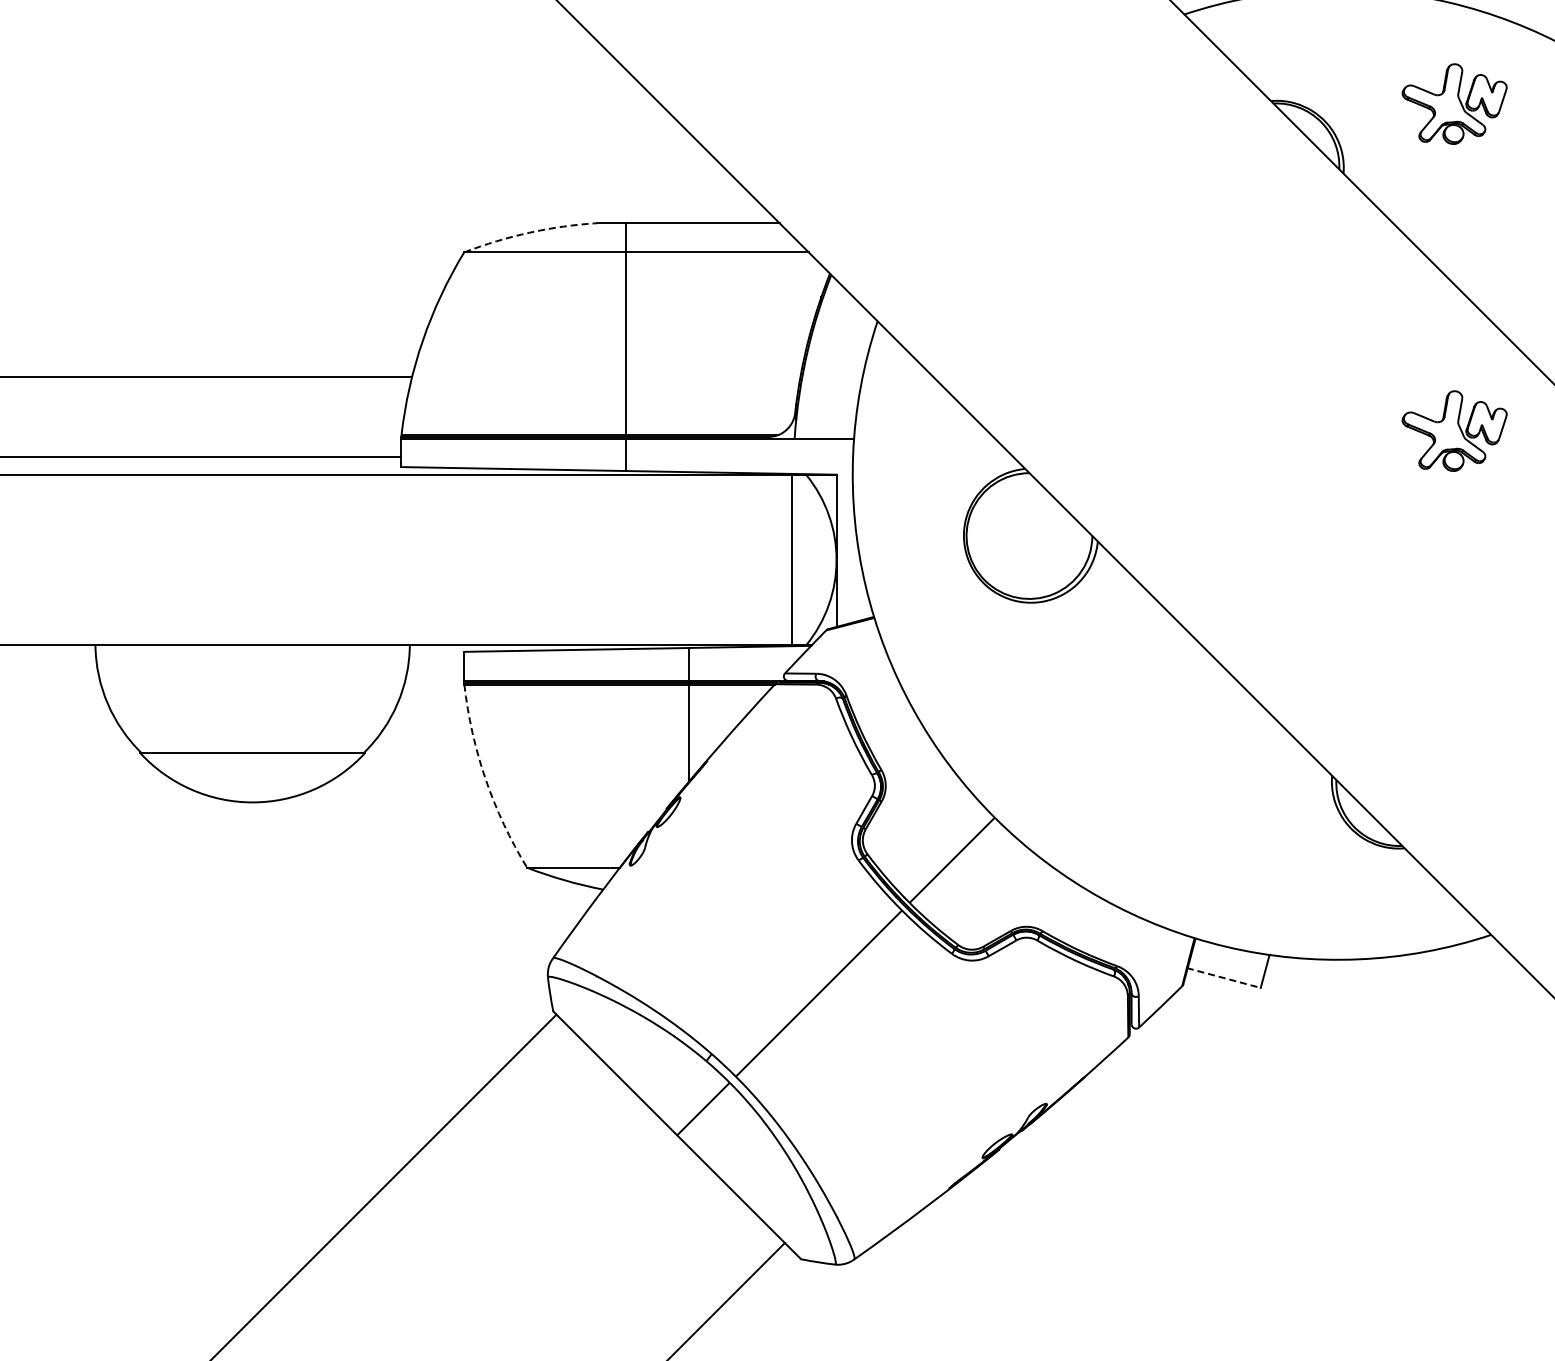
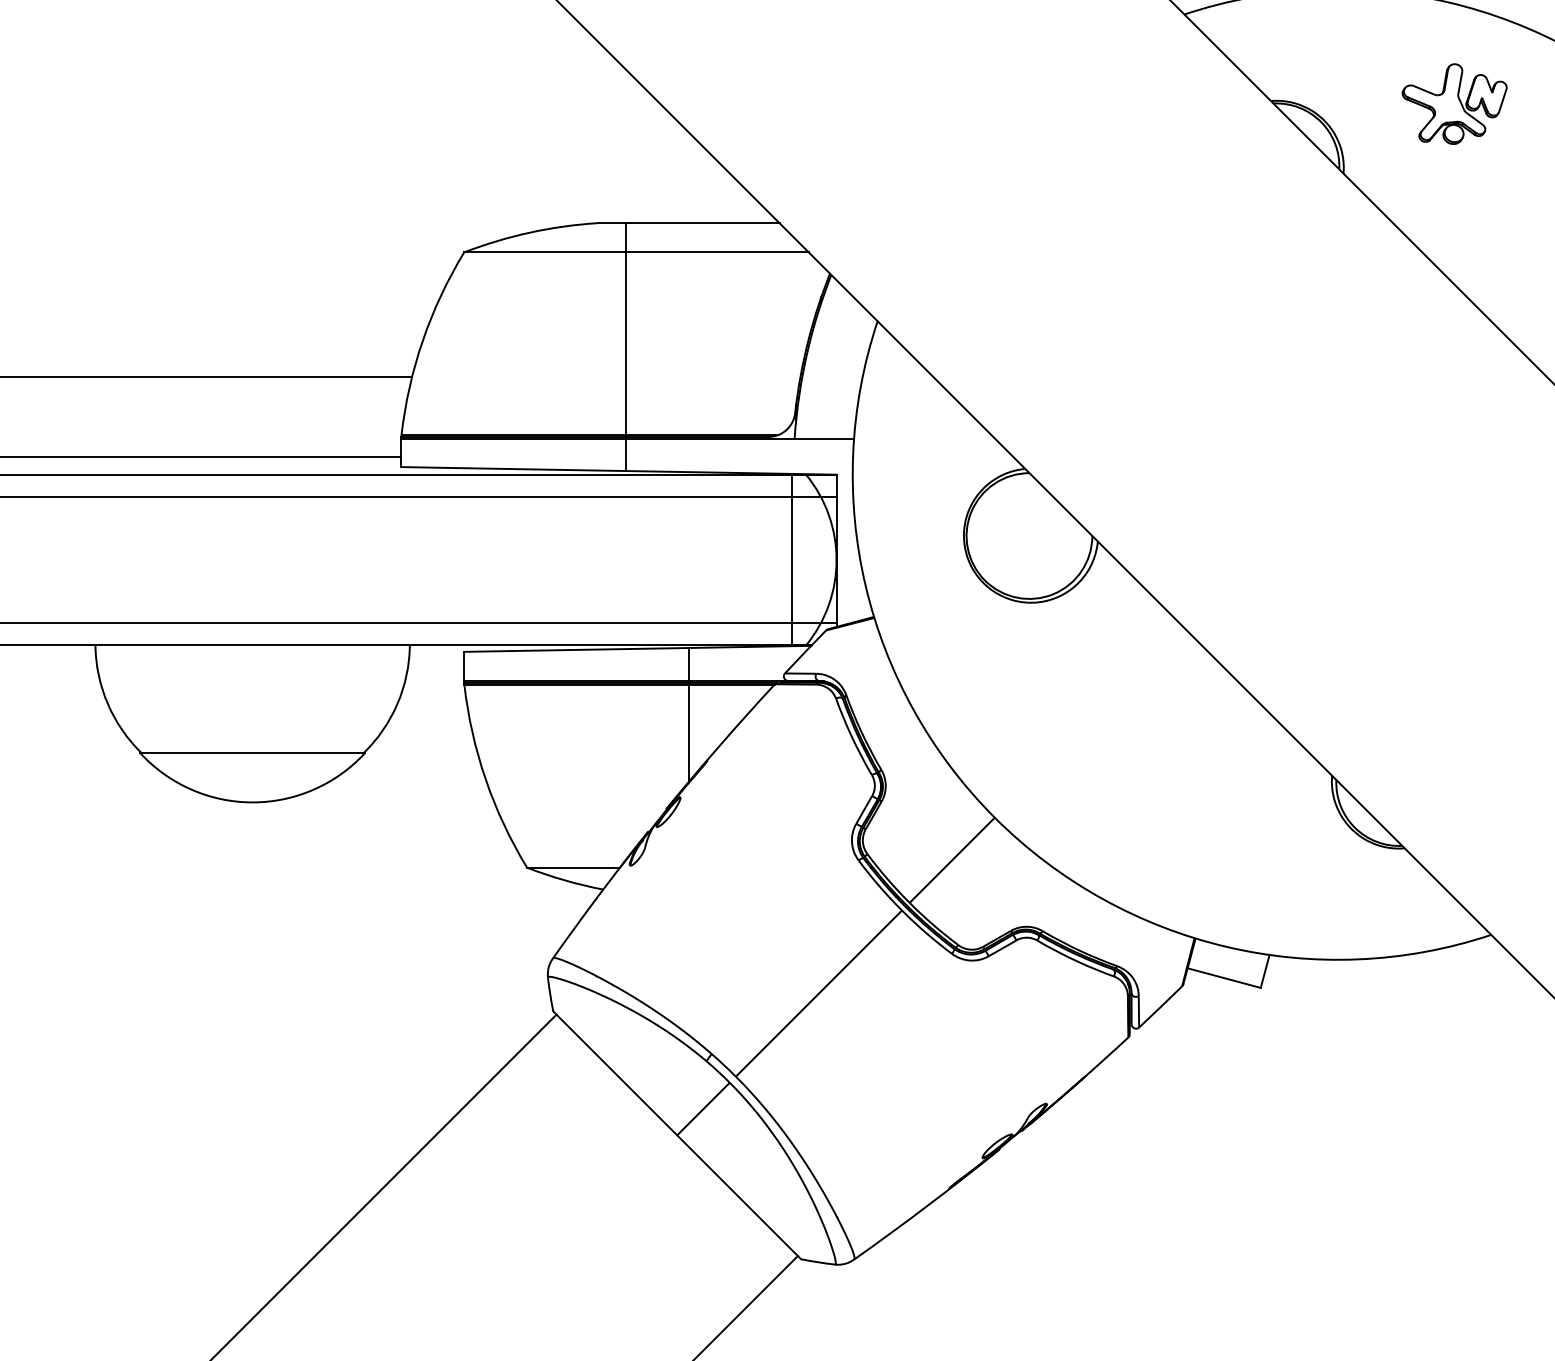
arc: dashed -> solid (529, 232)
part: present -> none (1454, 430)
line: none -> present (419, 497)
line: none -> present (419, 622)
arc: dashed -> solid (485, 779)
line: dashed -> solid (1224, 978)
line position: (727, 1299) -> (746, 1306) (746, 1306)
